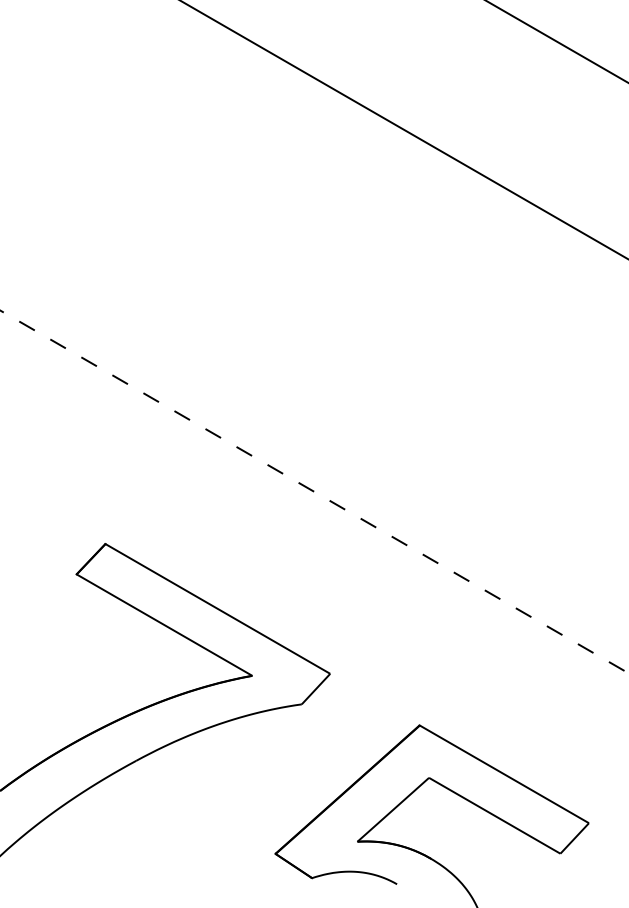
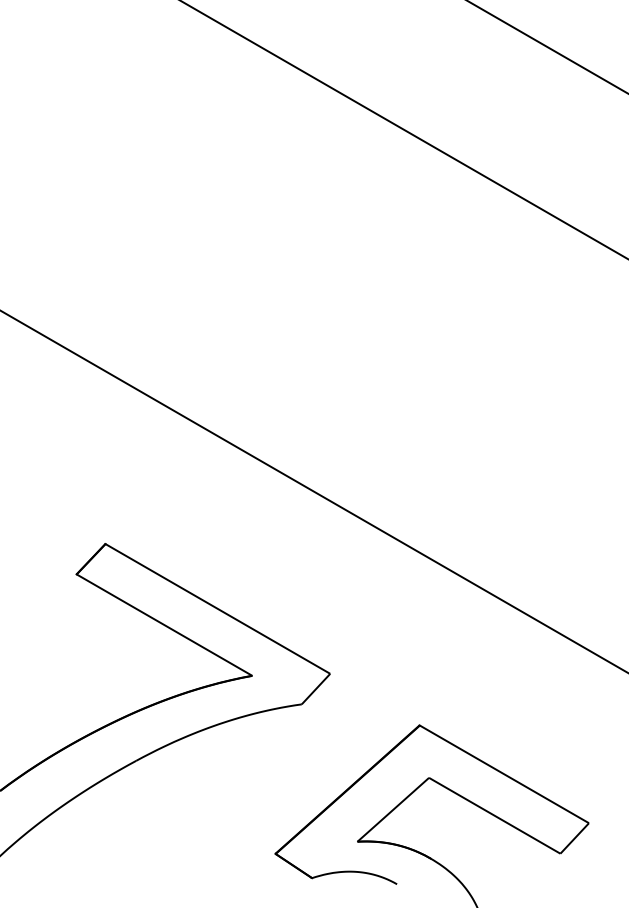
line position: (556, 41) -> (547, 47) (547, 47)
line: dashed -> solid (314, 491)
